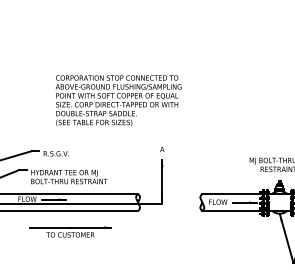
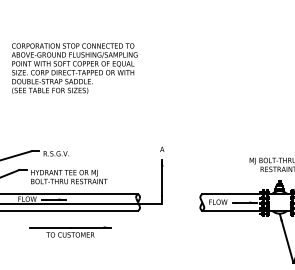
text position: (118, 100) -> (74, 68) (74, 68)
